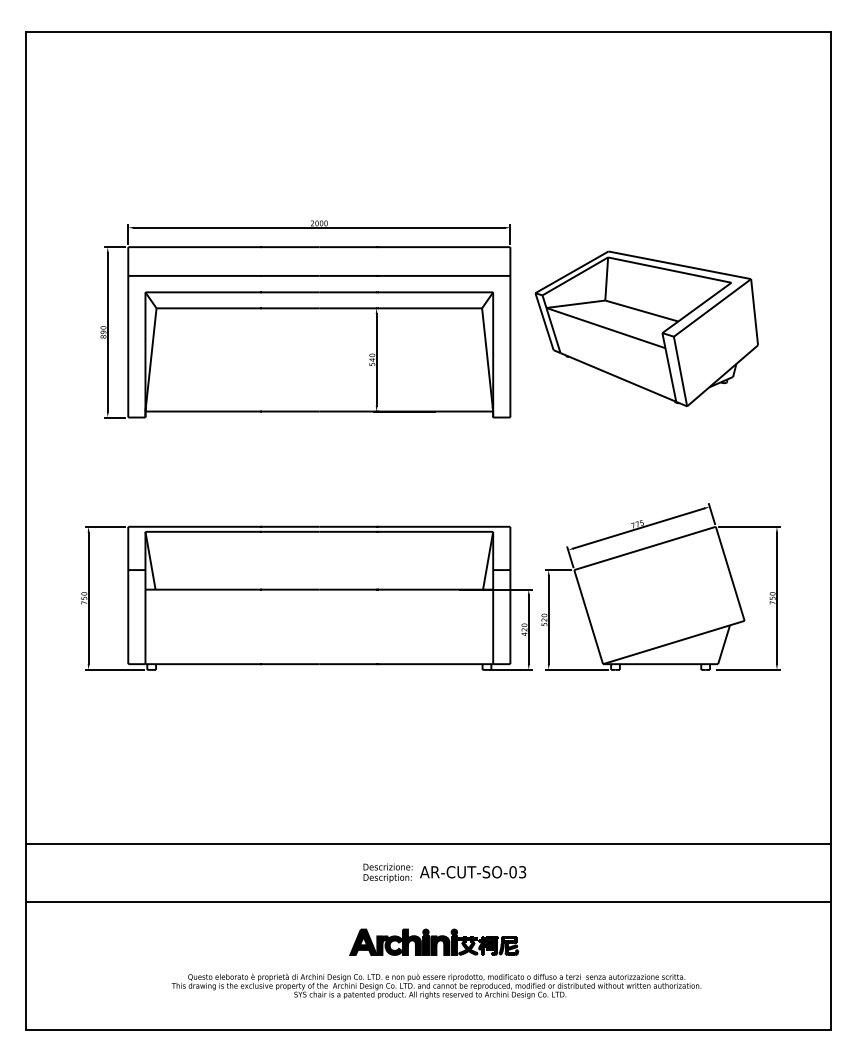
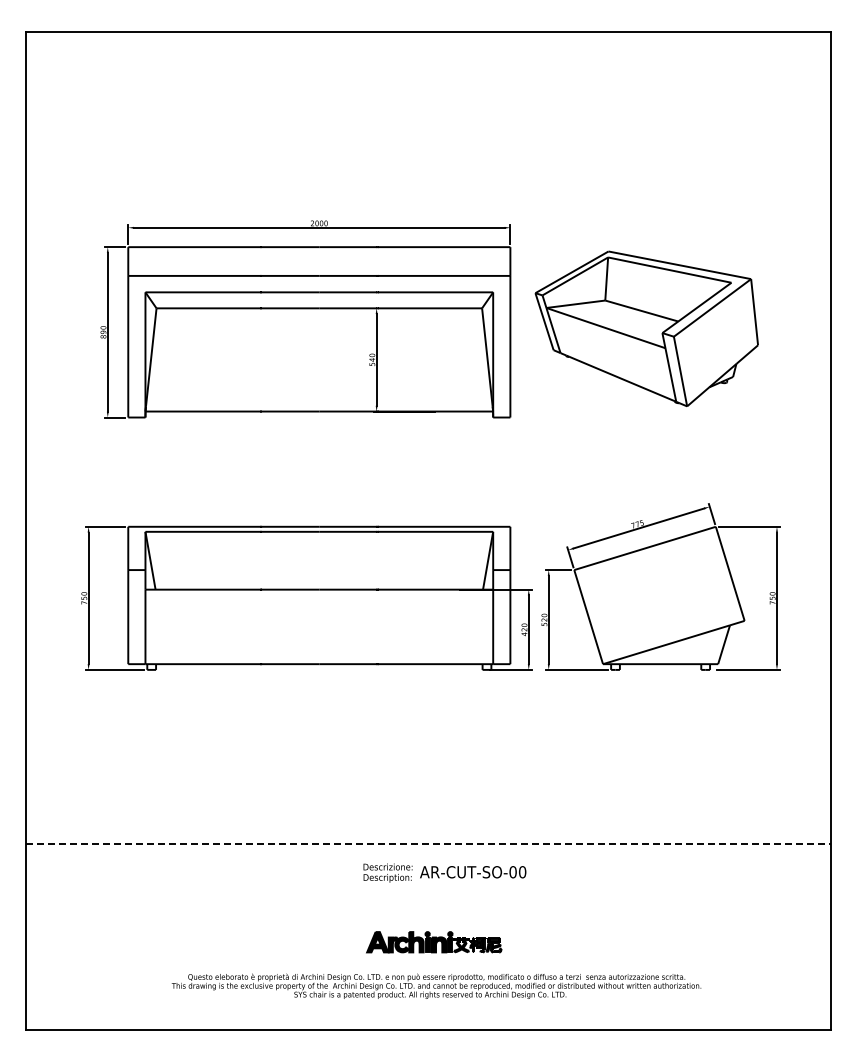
line: solid -> dashed (428, 844)
text: AR-CUT-SO-03 -> AR-CUT-SO-00 (522, 872)
line: present -> none (428, 901)
part size: 171x28 px -> 137x23 px (434, 942)
